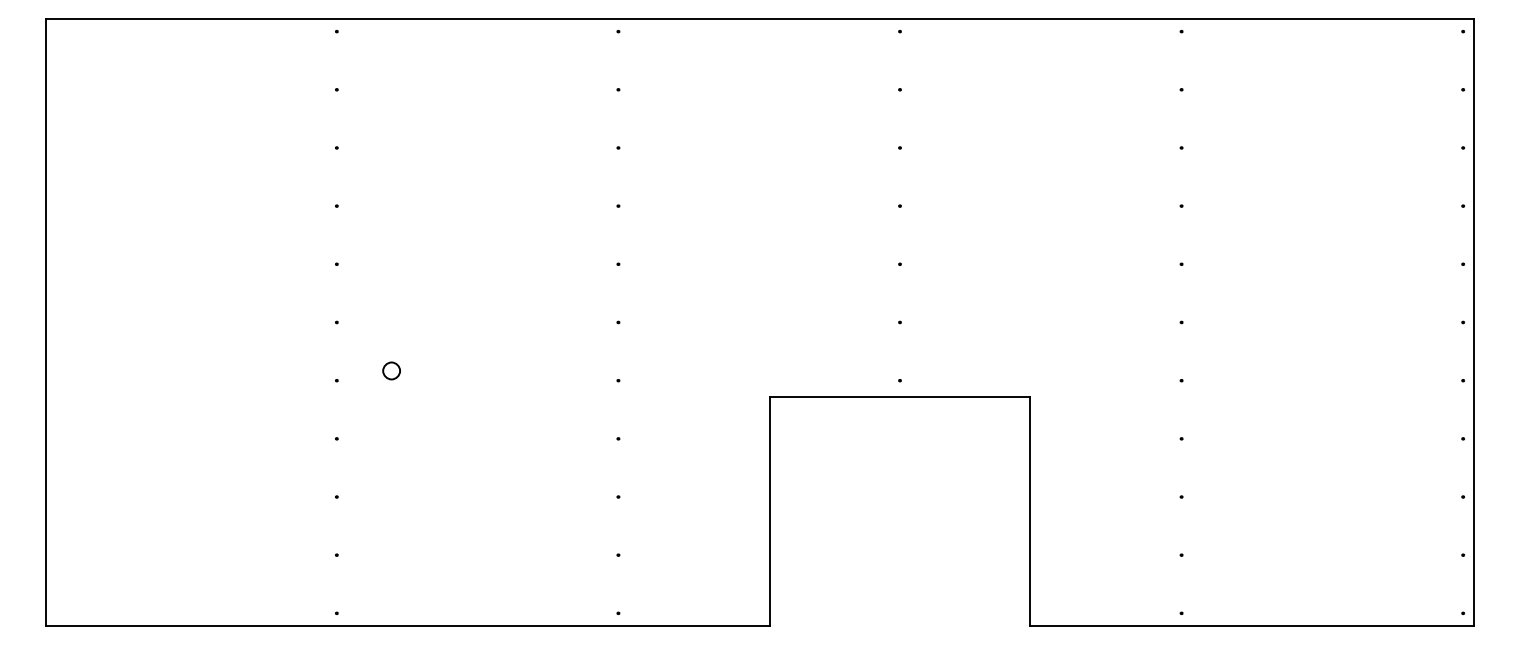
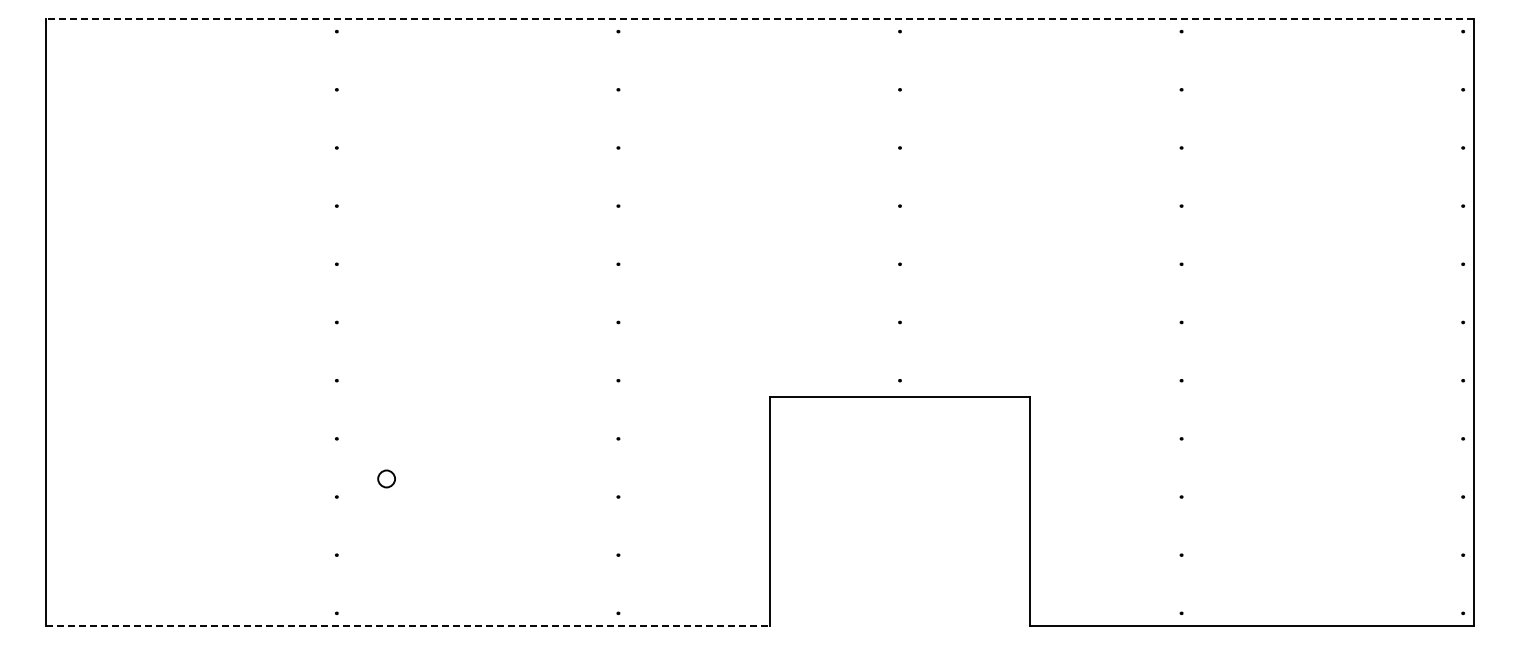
line: solid -> dashed (759, 19)
part position: (391, 370) -> (386, 478) (386, 478)
line: solid -> dashed (408, 625)
